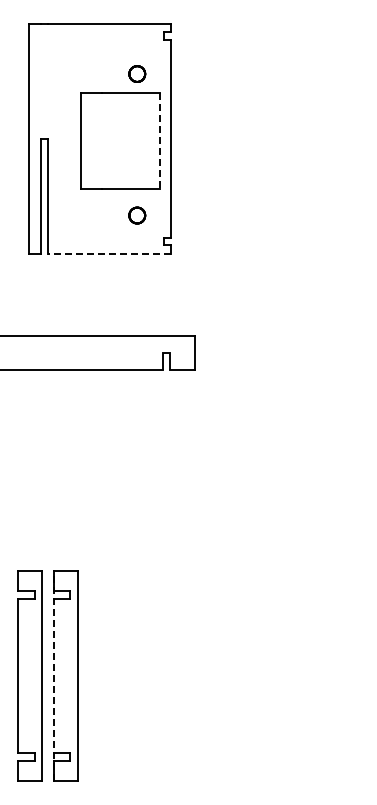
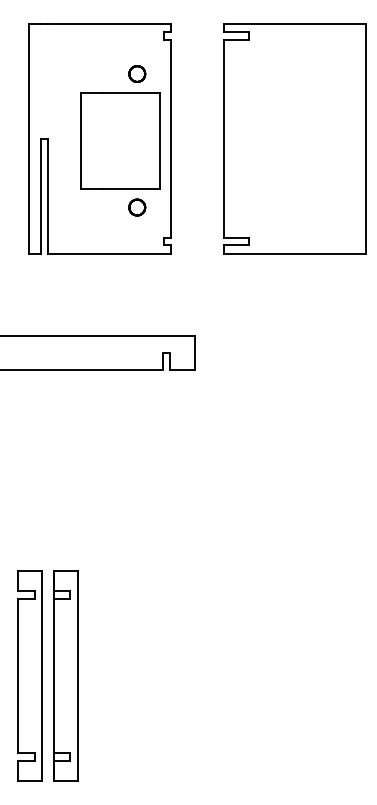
part: none -> present (294, 138)
line: dashed -> solid (159, 141)
part position: (137, 215) -> (137, 207) (137, 207)
line: dashed -> solid (109, 253)
line: dashed -> solid (53, 675)
